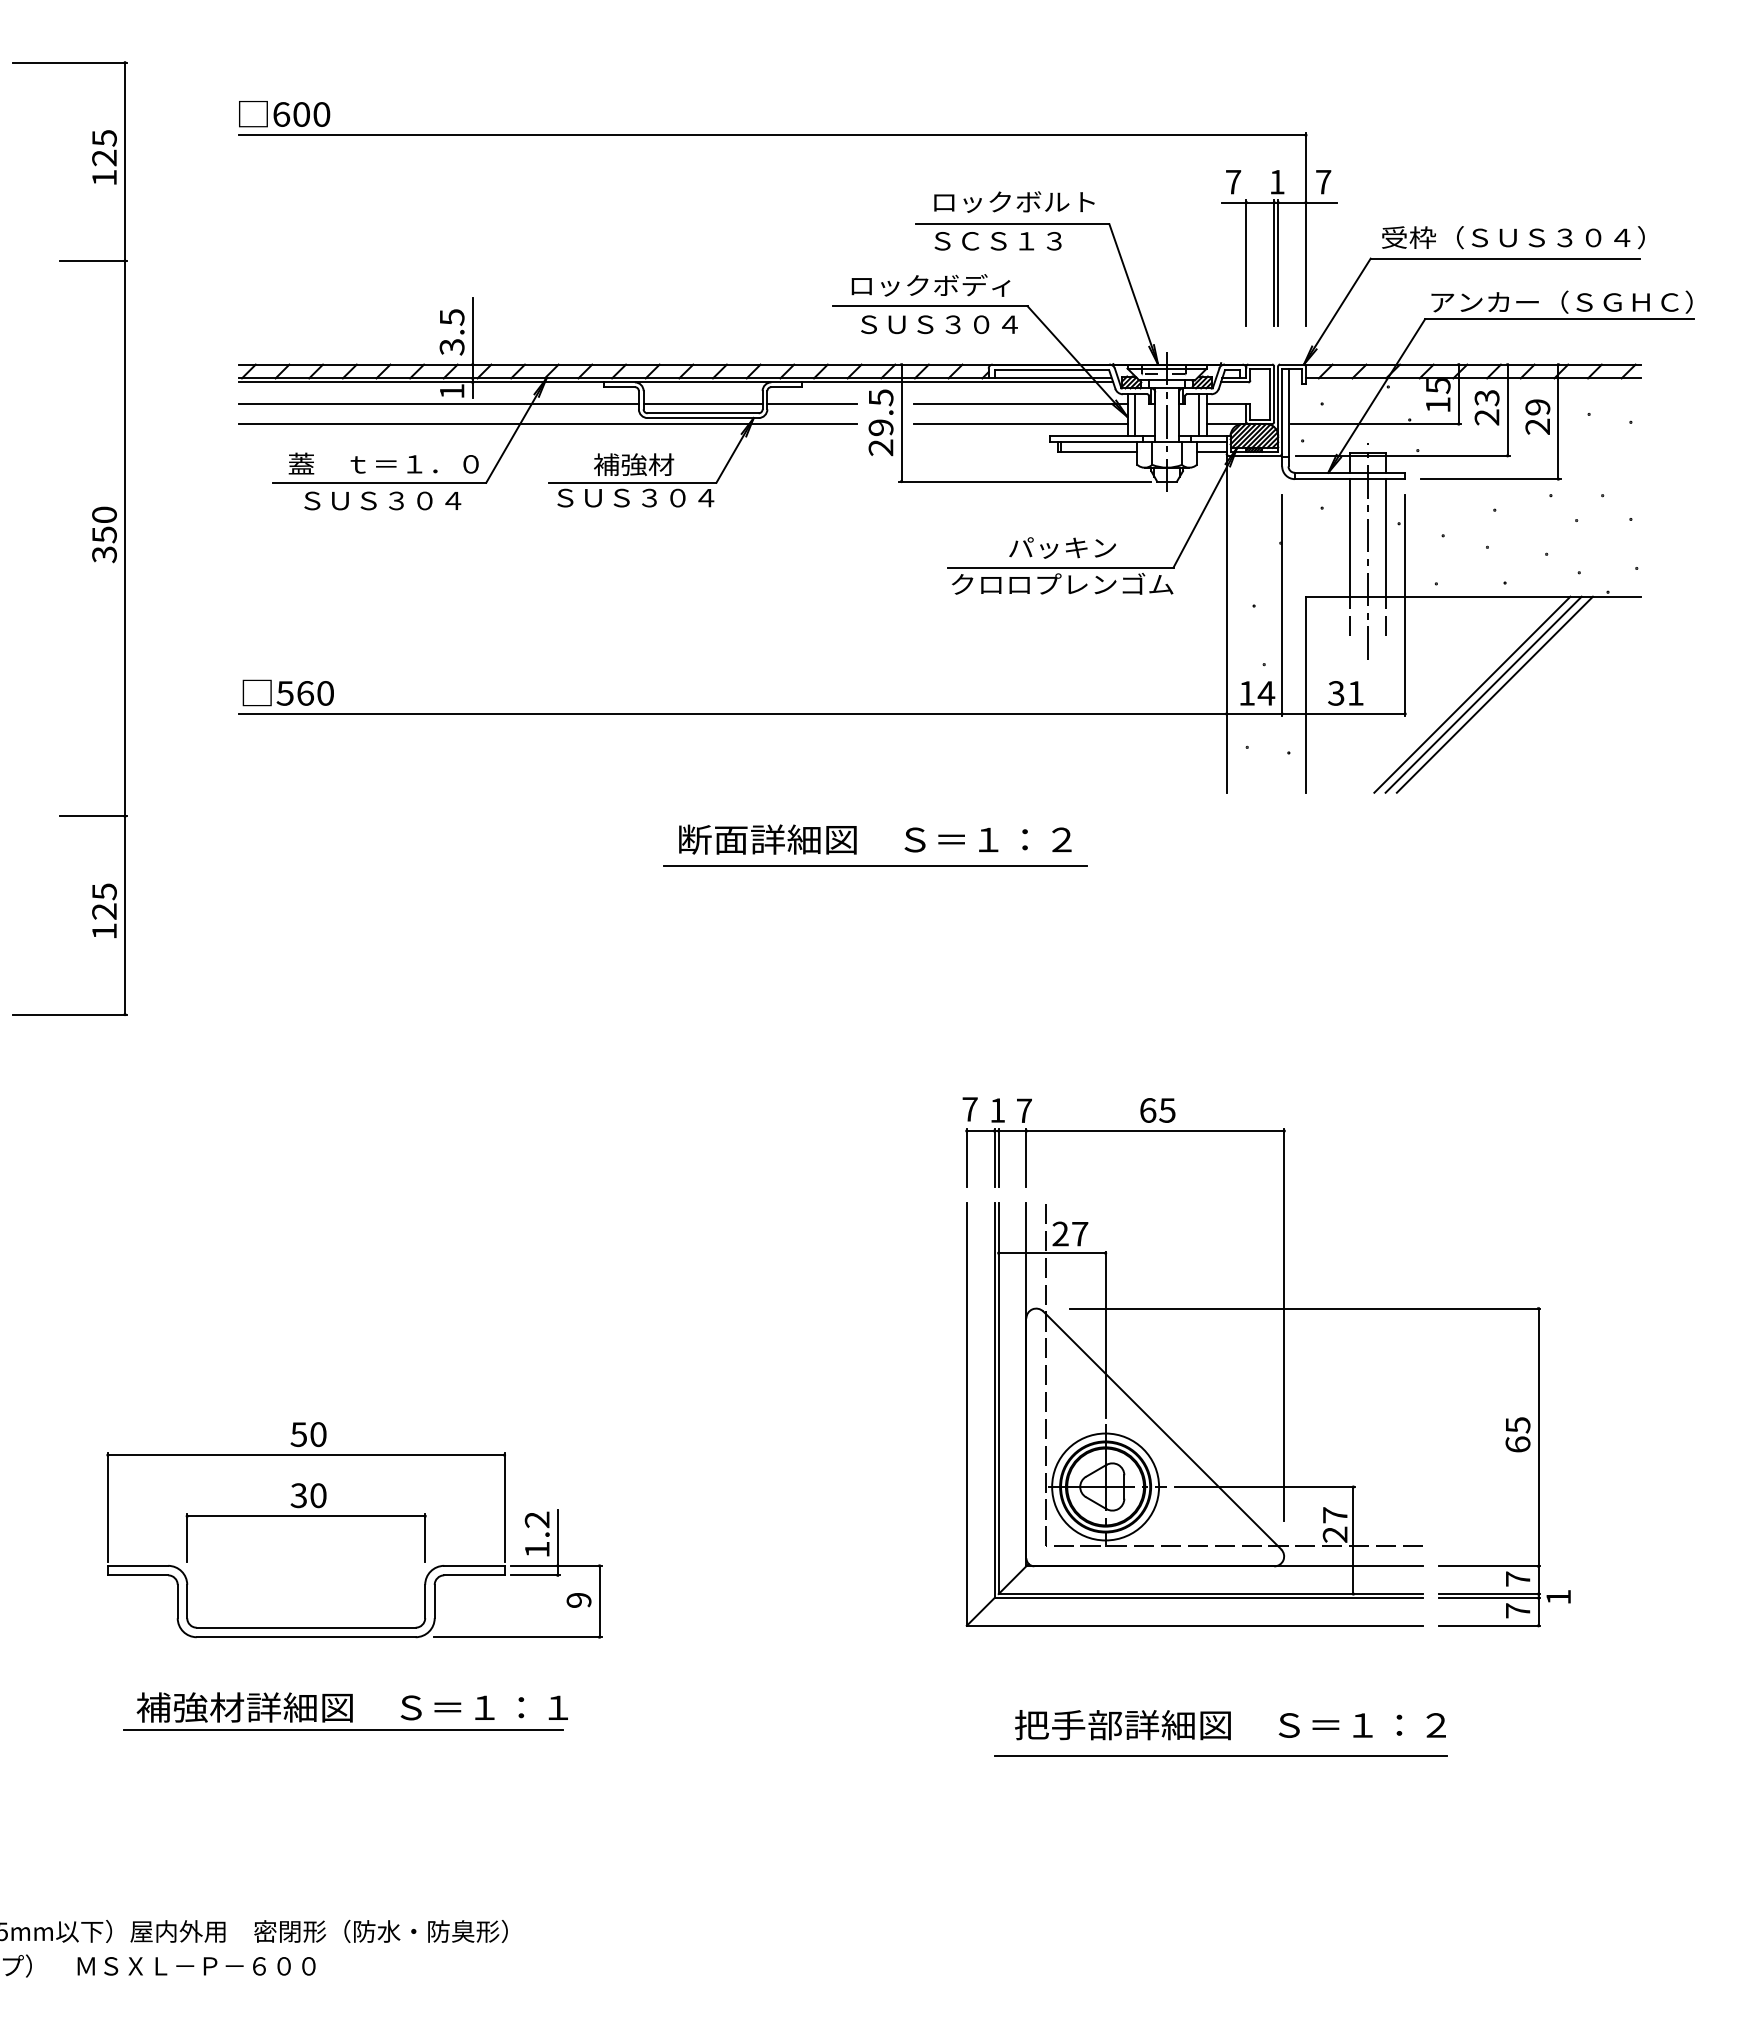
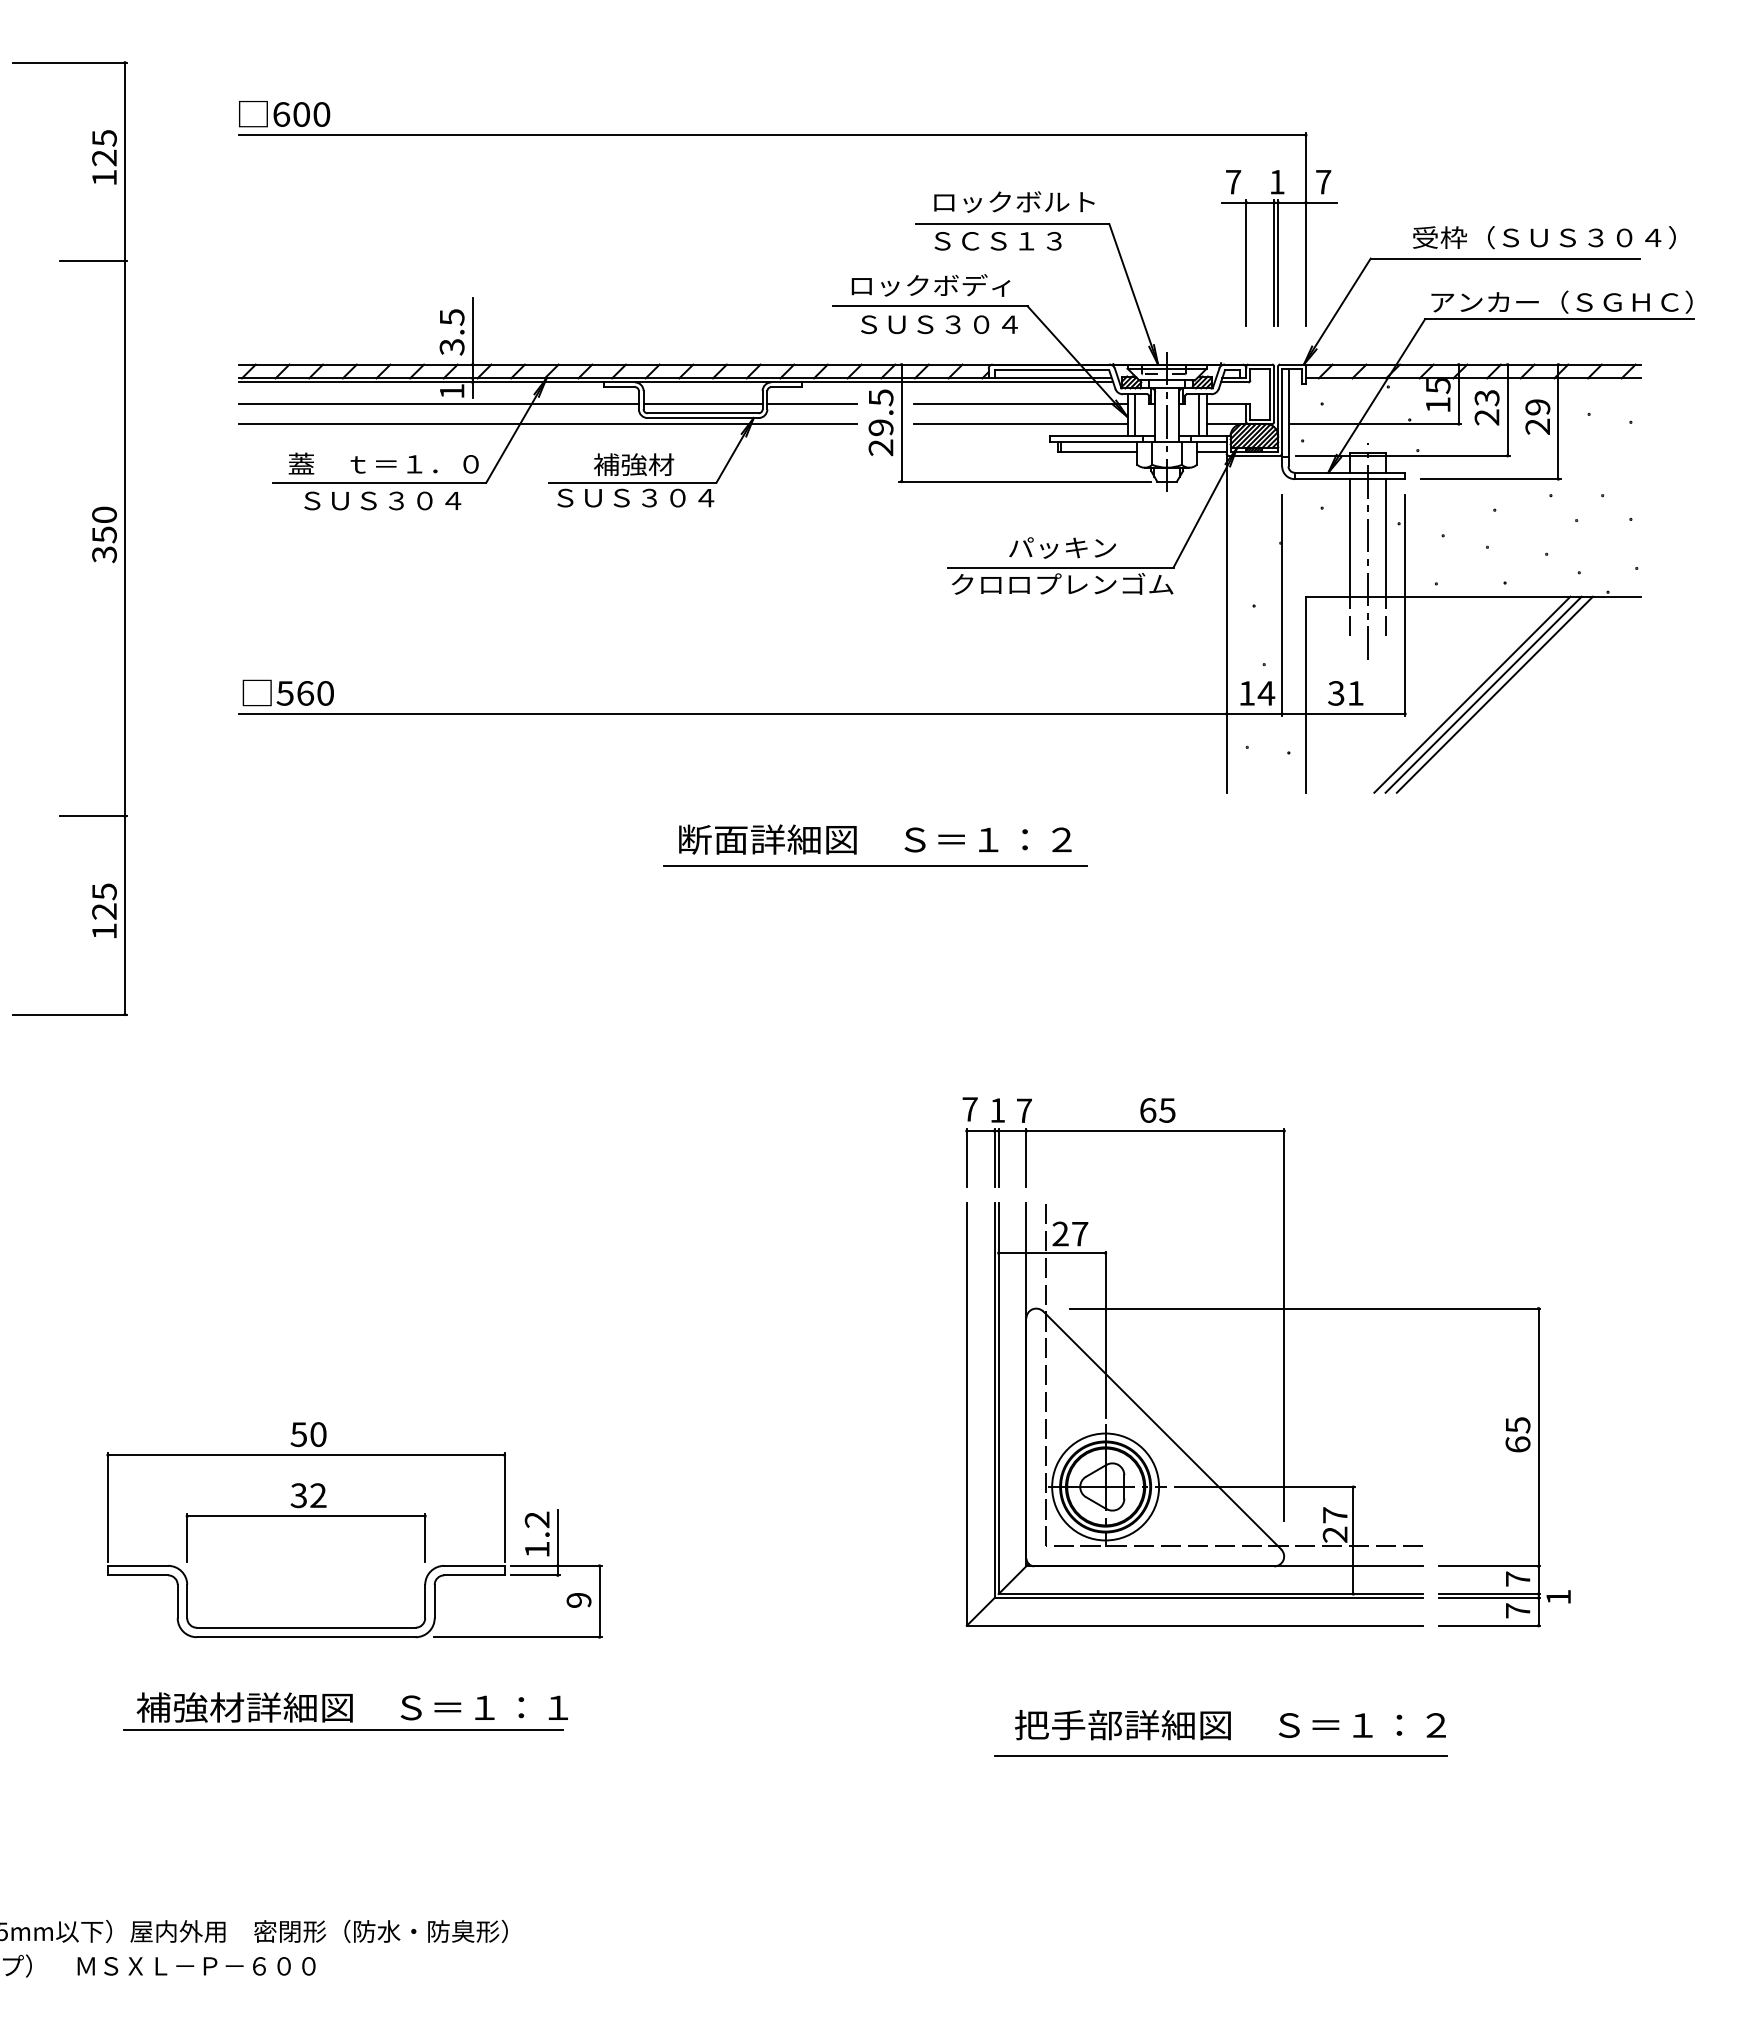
text position: (1513, 237) -> (1544, 237) (1544, 237)
text: 30 -> 32 (318, 1495)
